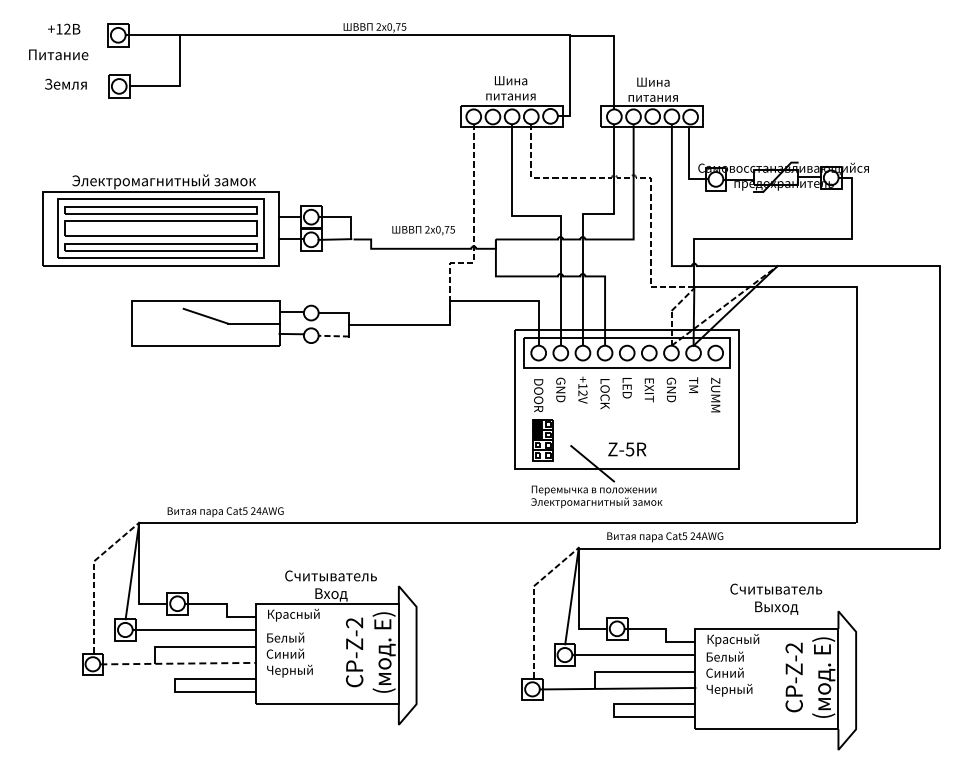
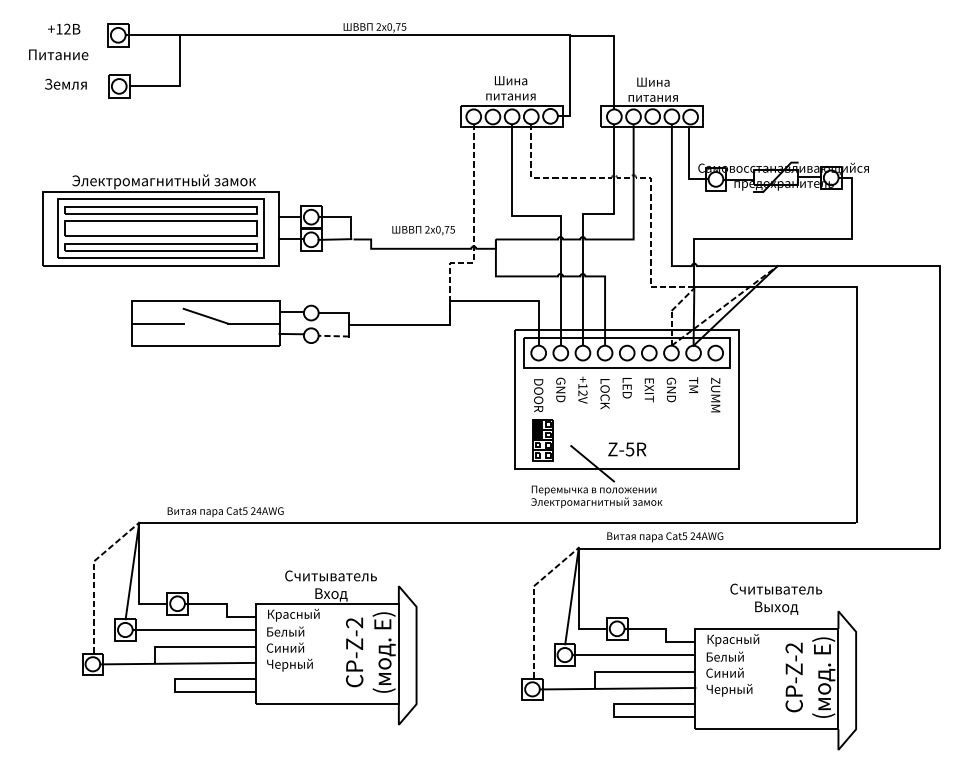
line: none -> present (157, 323)
text position: (289, 654) -> (289, 648) (289, 648)
line: dashed -> solid (178, 663)
